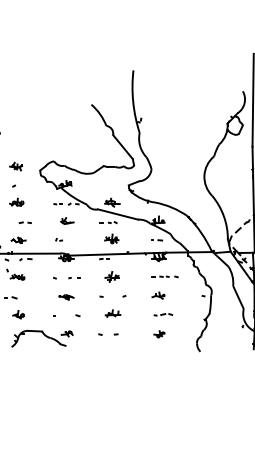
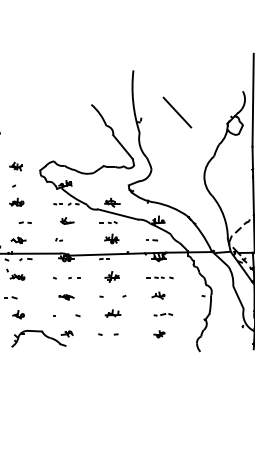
line: none -> present (177, 112)
part position: (157, 240) -> (152, 240) (152, 240)
part position: (164, 276) -> (159, 277) (159, 277)
